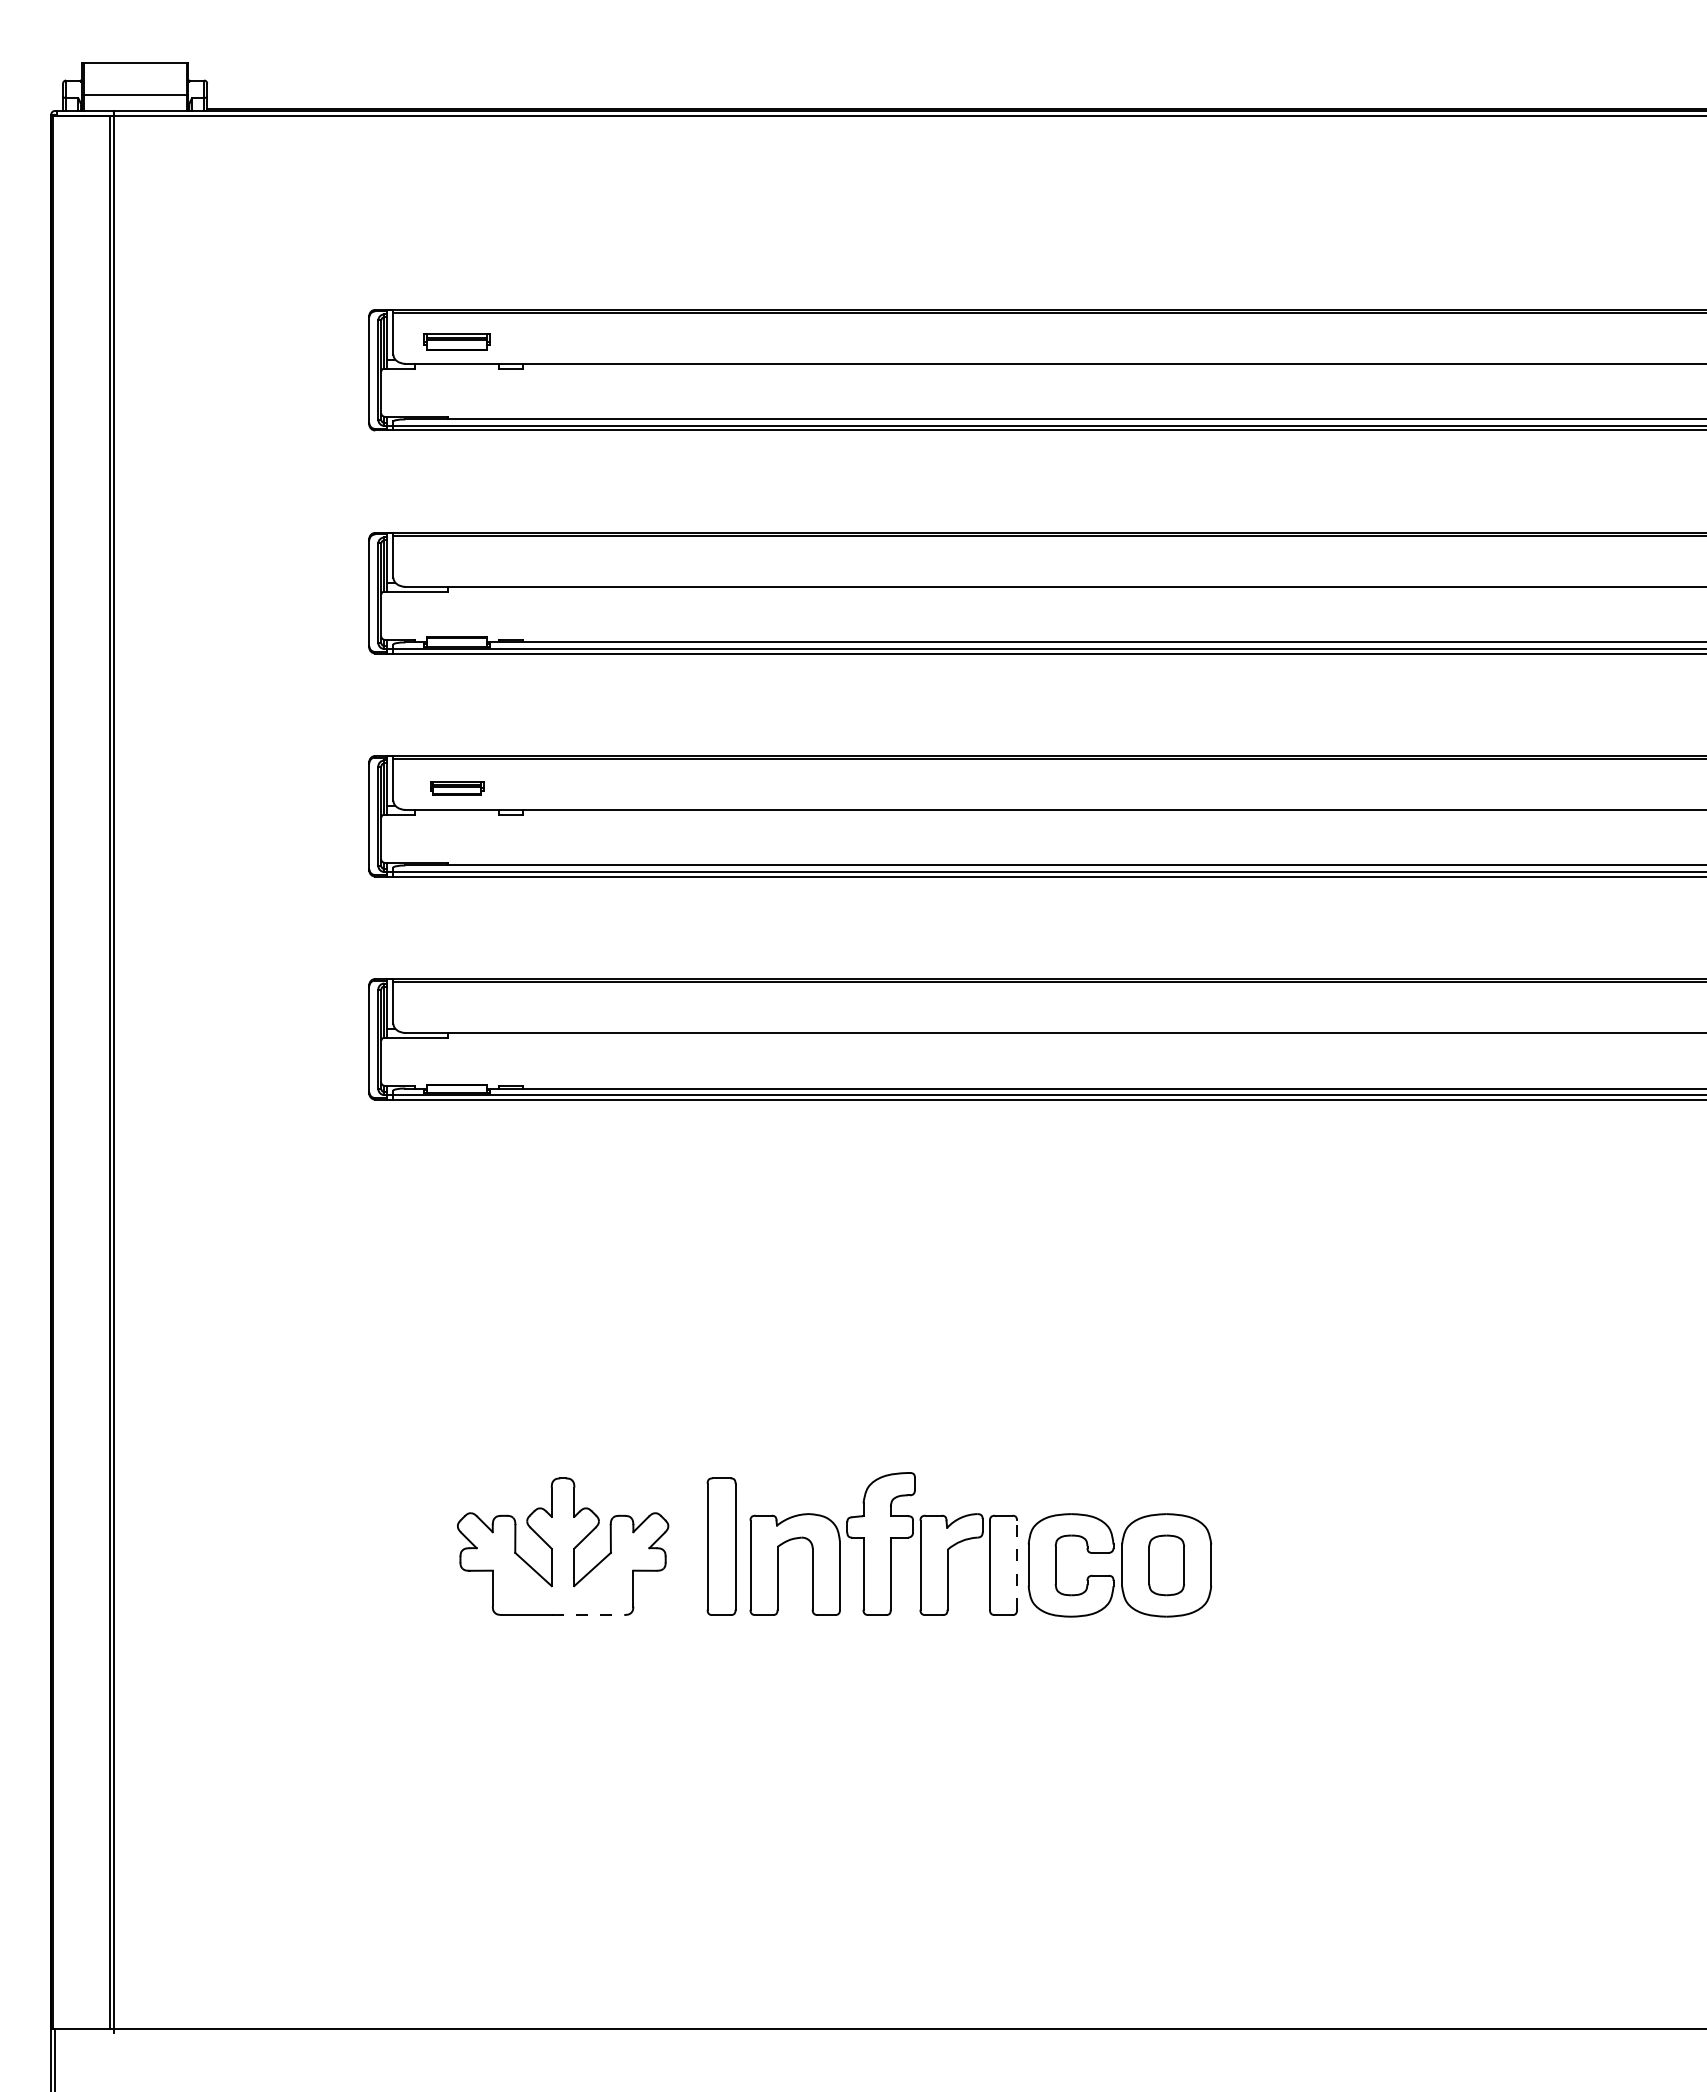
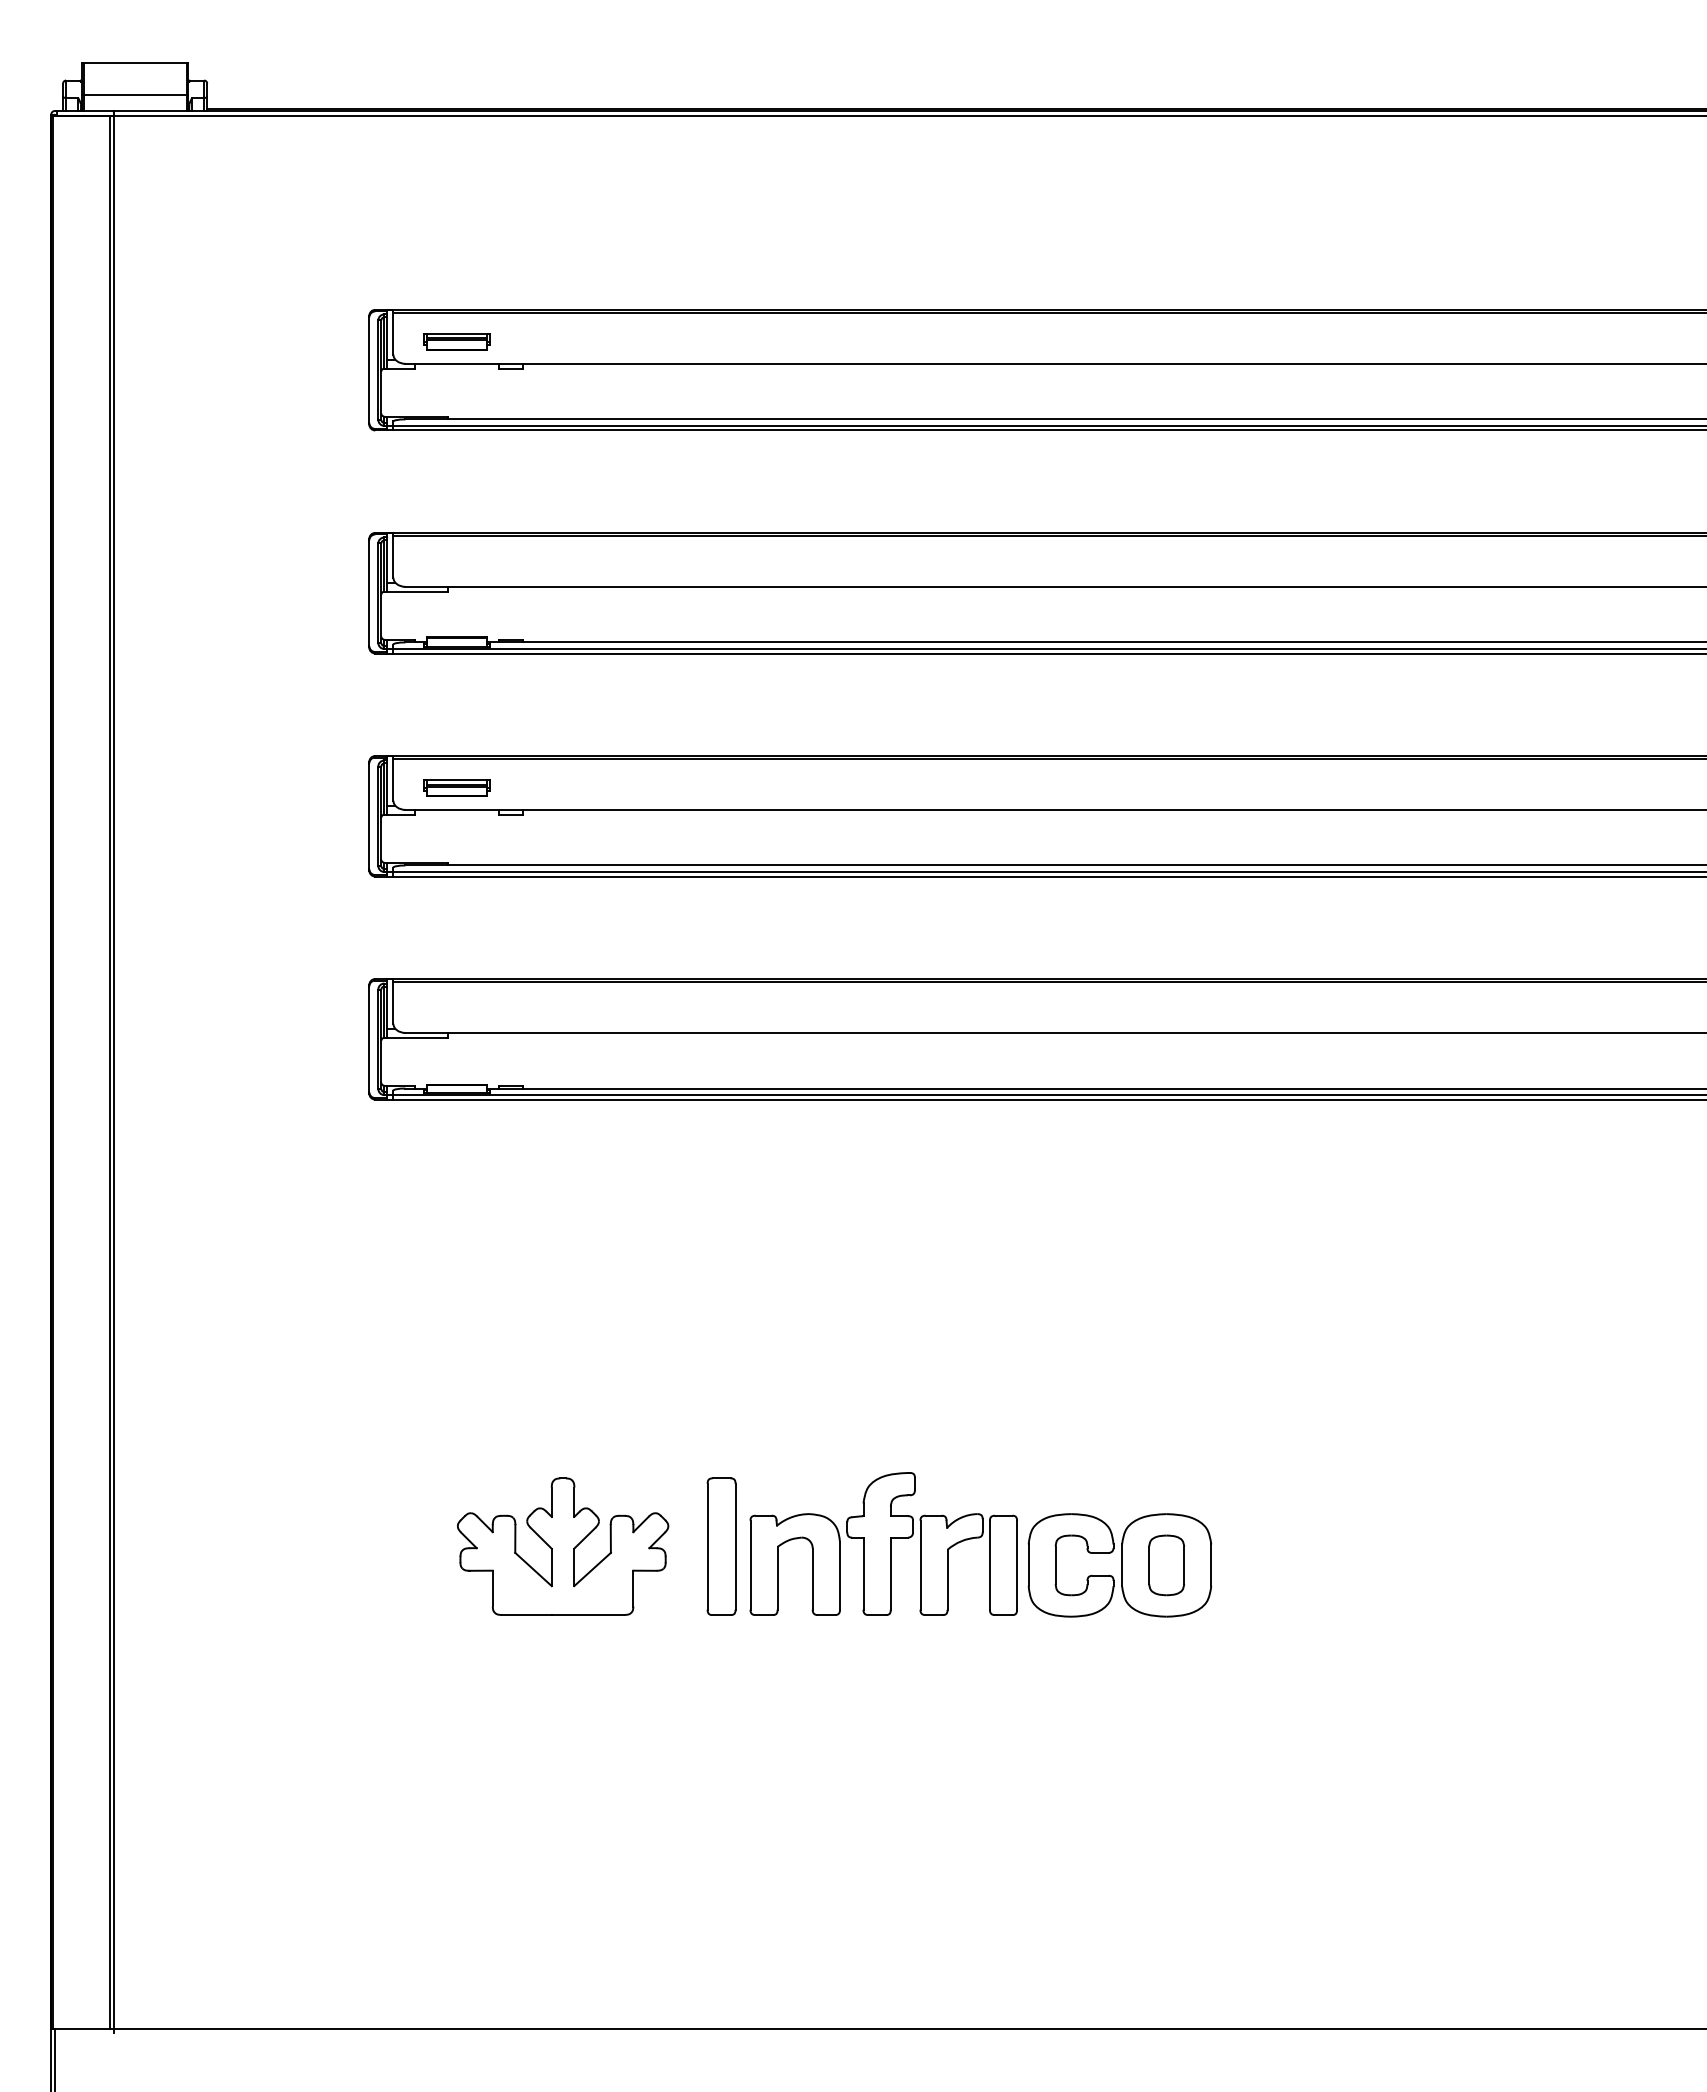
part size: 55x15 px -> 68x18 px (456, 787)
line: dashed -> solid (1017, 1564)
line: dashed -> solid (588, 1615)
